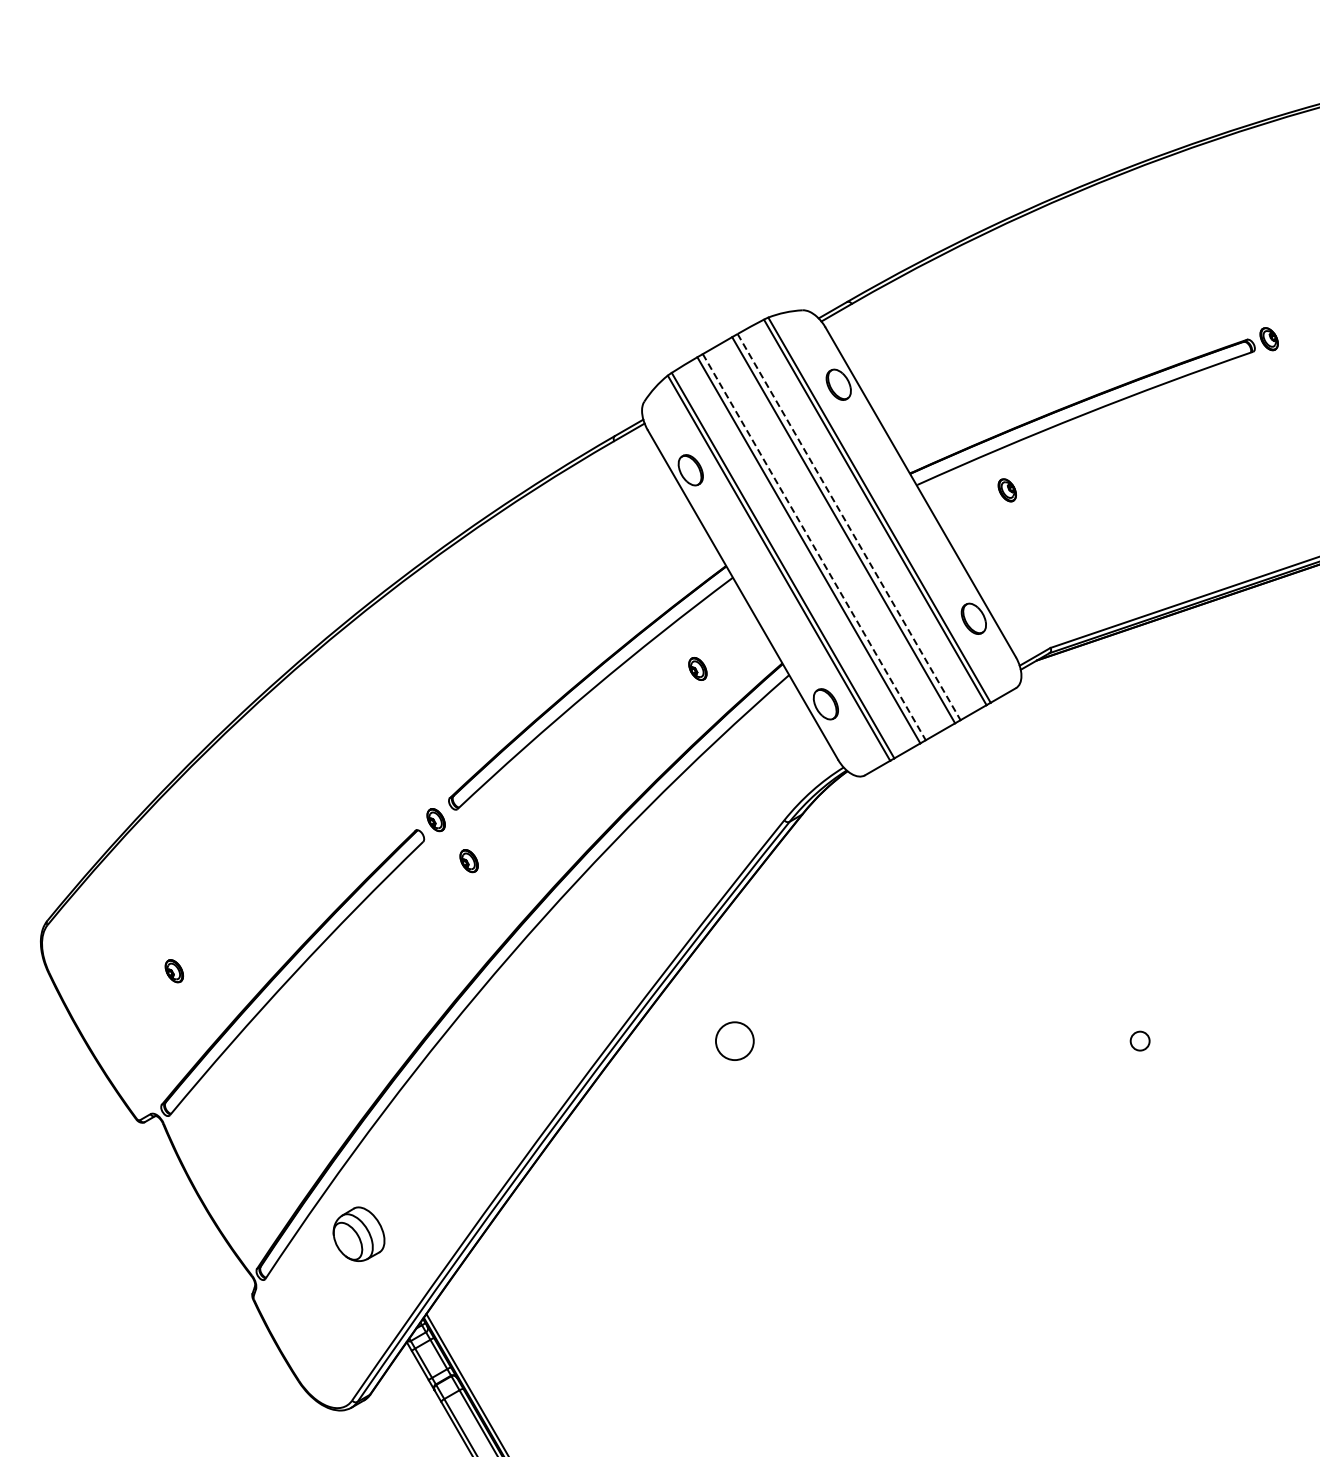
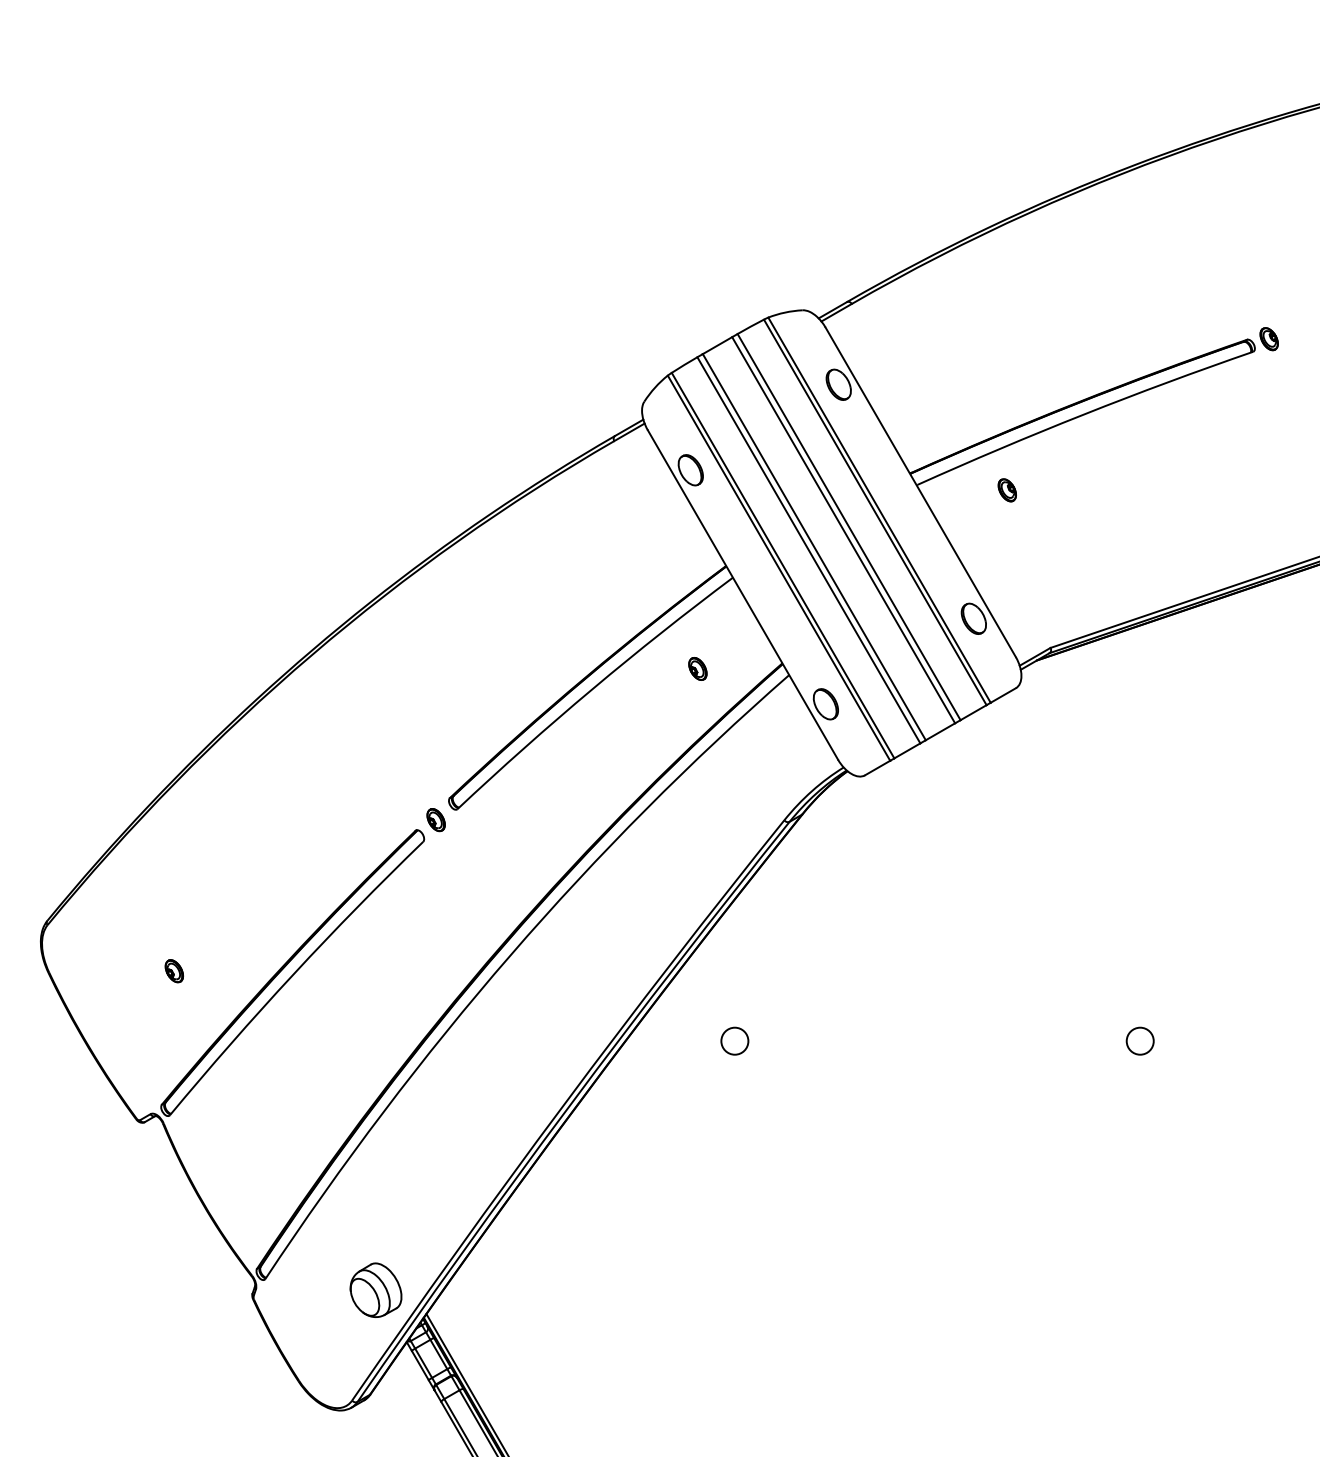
line: dashed -> solid (849, 527)
line: dashed -> solid (814, 547)
part: present -> none (468, 861)
circle size: 22x22 px -> 30x30 px (1139, 1040)
circle diameter: 38 px -> 27 px (734, 1040)
part position: (358, 1233) -> (375, 1289) (375, 1289)
